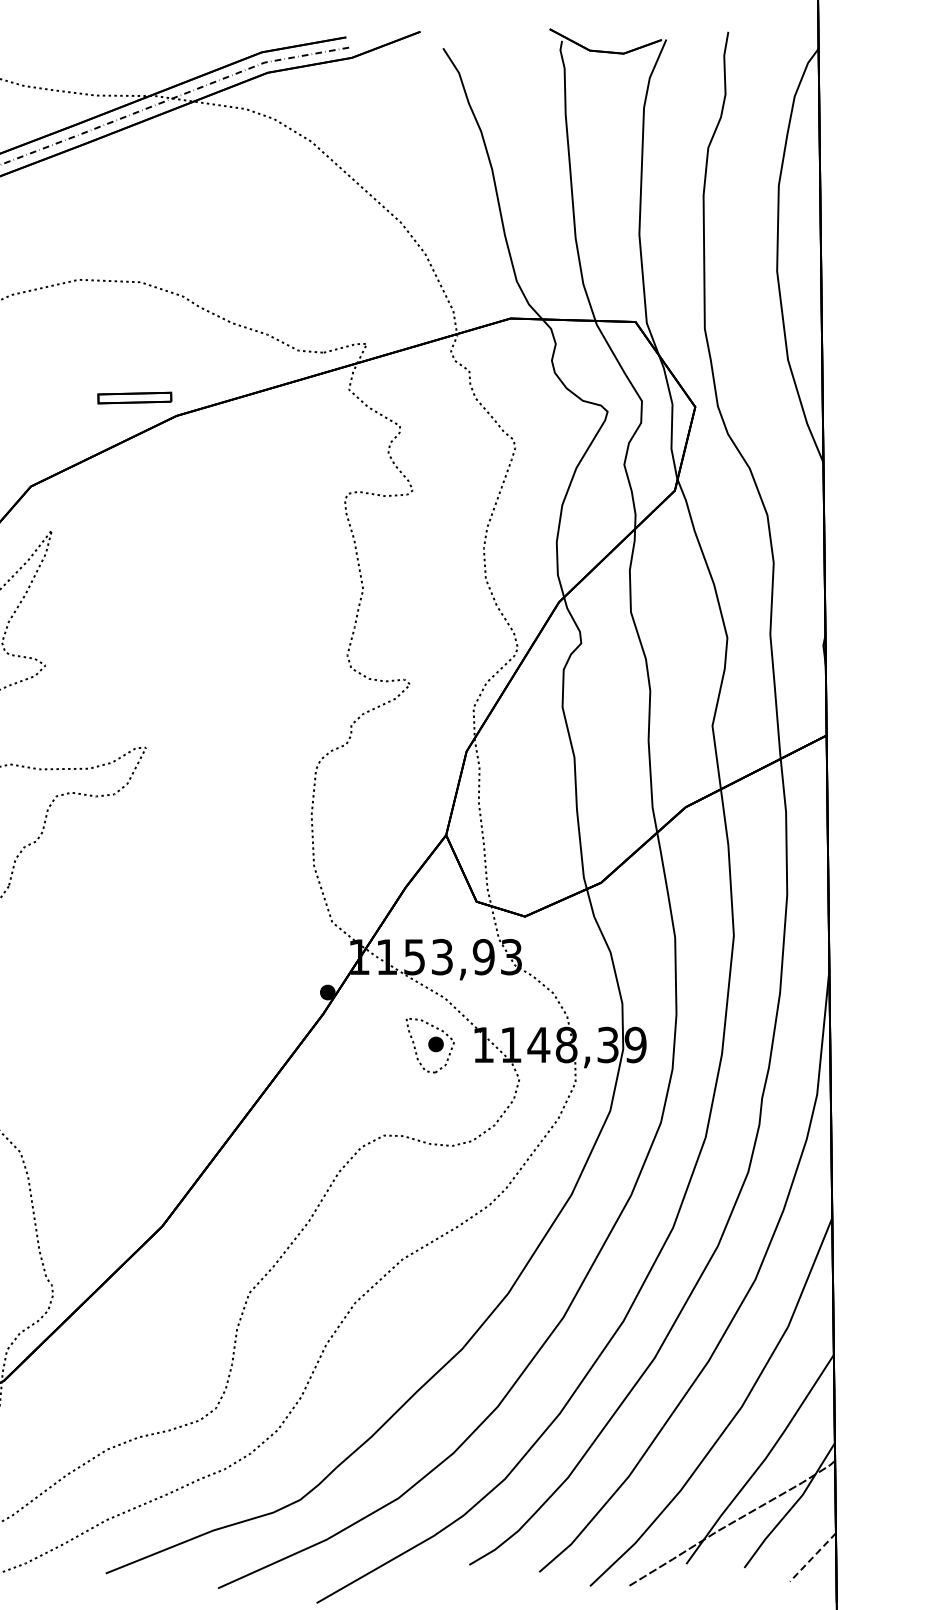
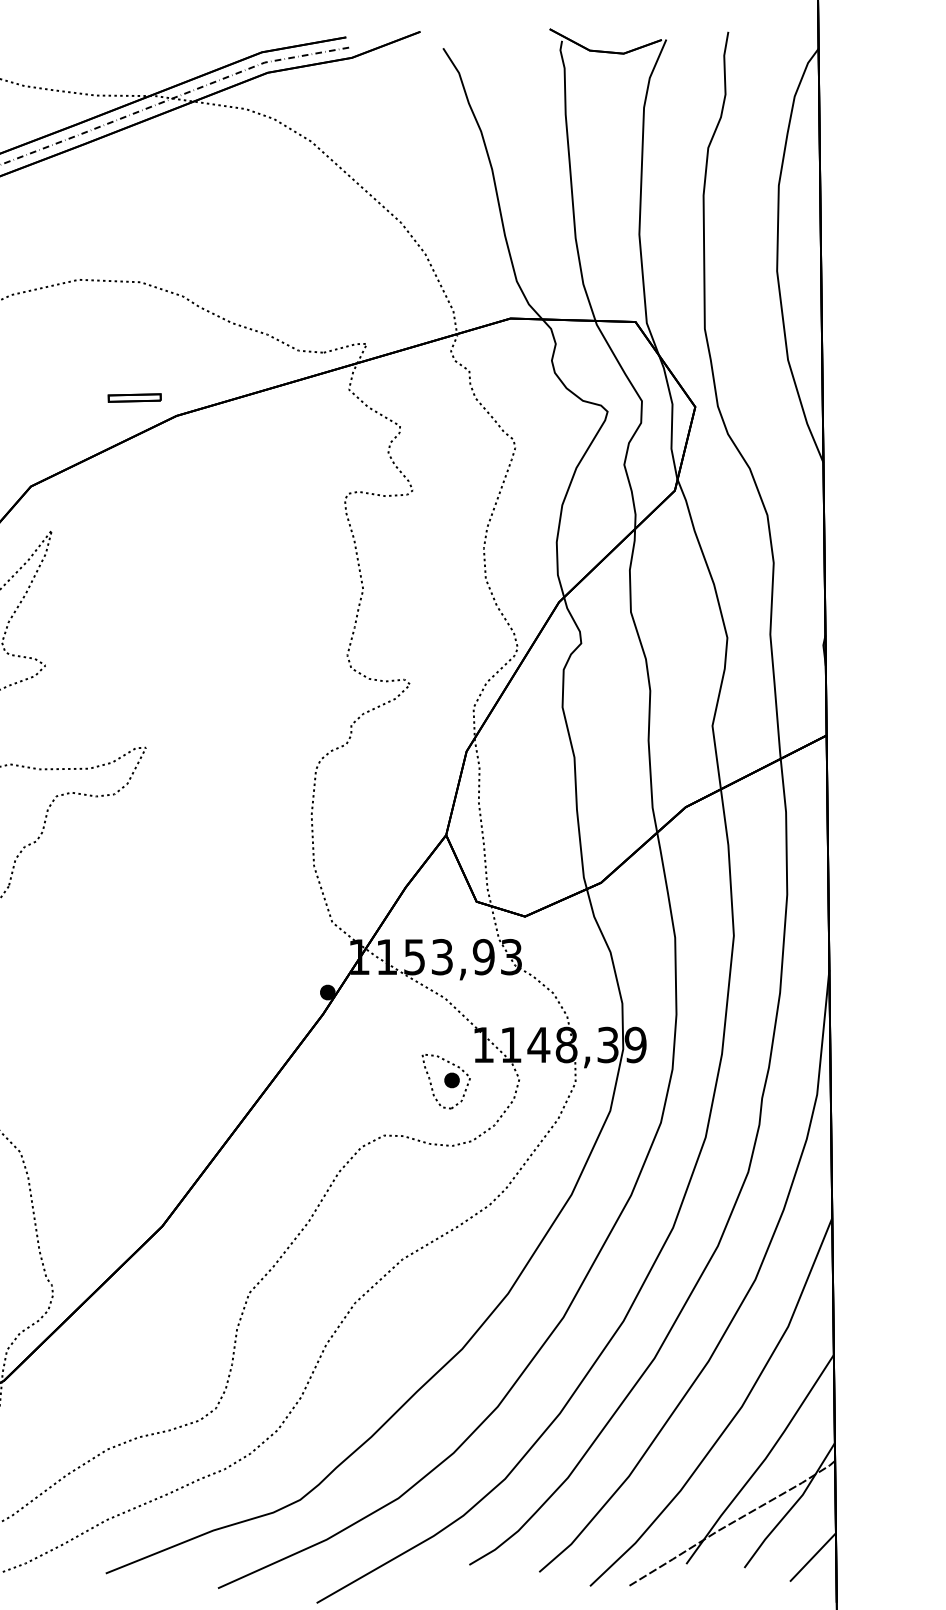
part size: 76x14 px -> 55x10 px (134, 397)
part position: (429, 1045) -> (445, 1081) (445, 1081)
line: dashed -> solid (812, 1557)
